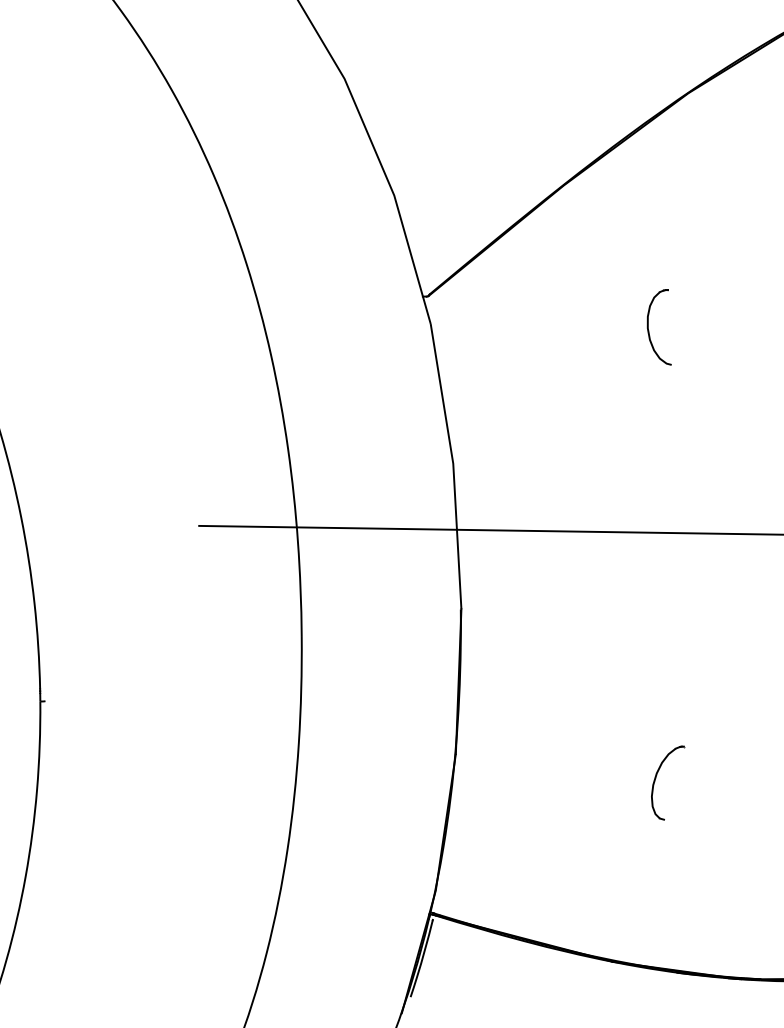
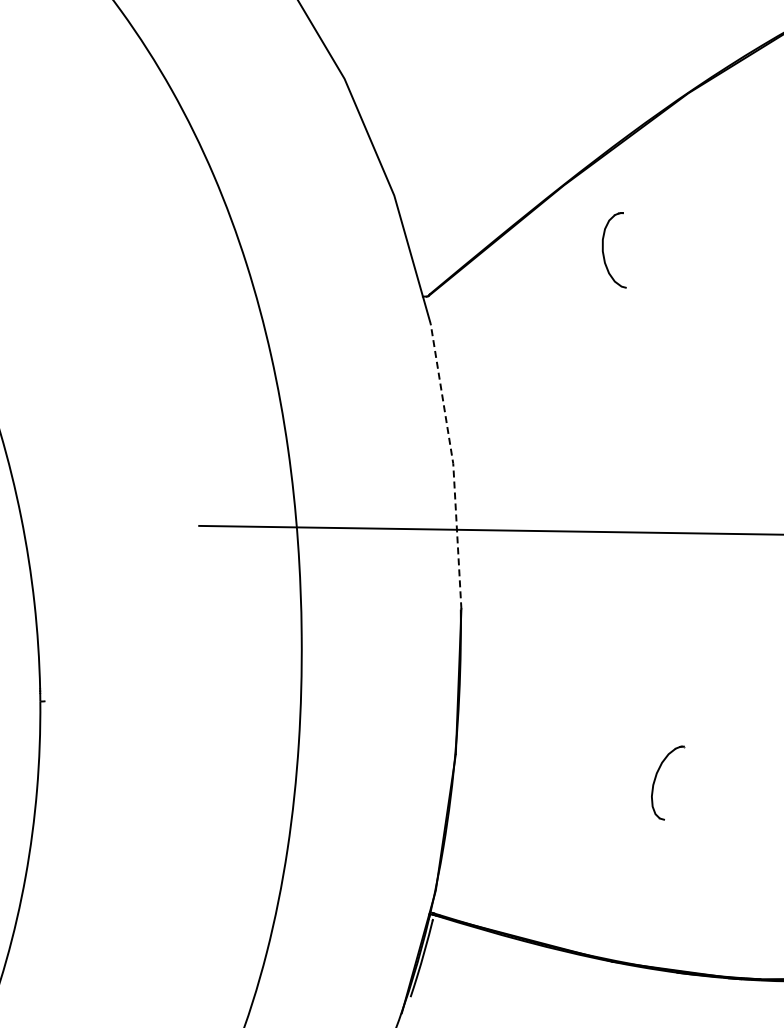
part position: (649, 330) -> (604, 253) (604, 253)
line: solid -> dashed (453, 464)
